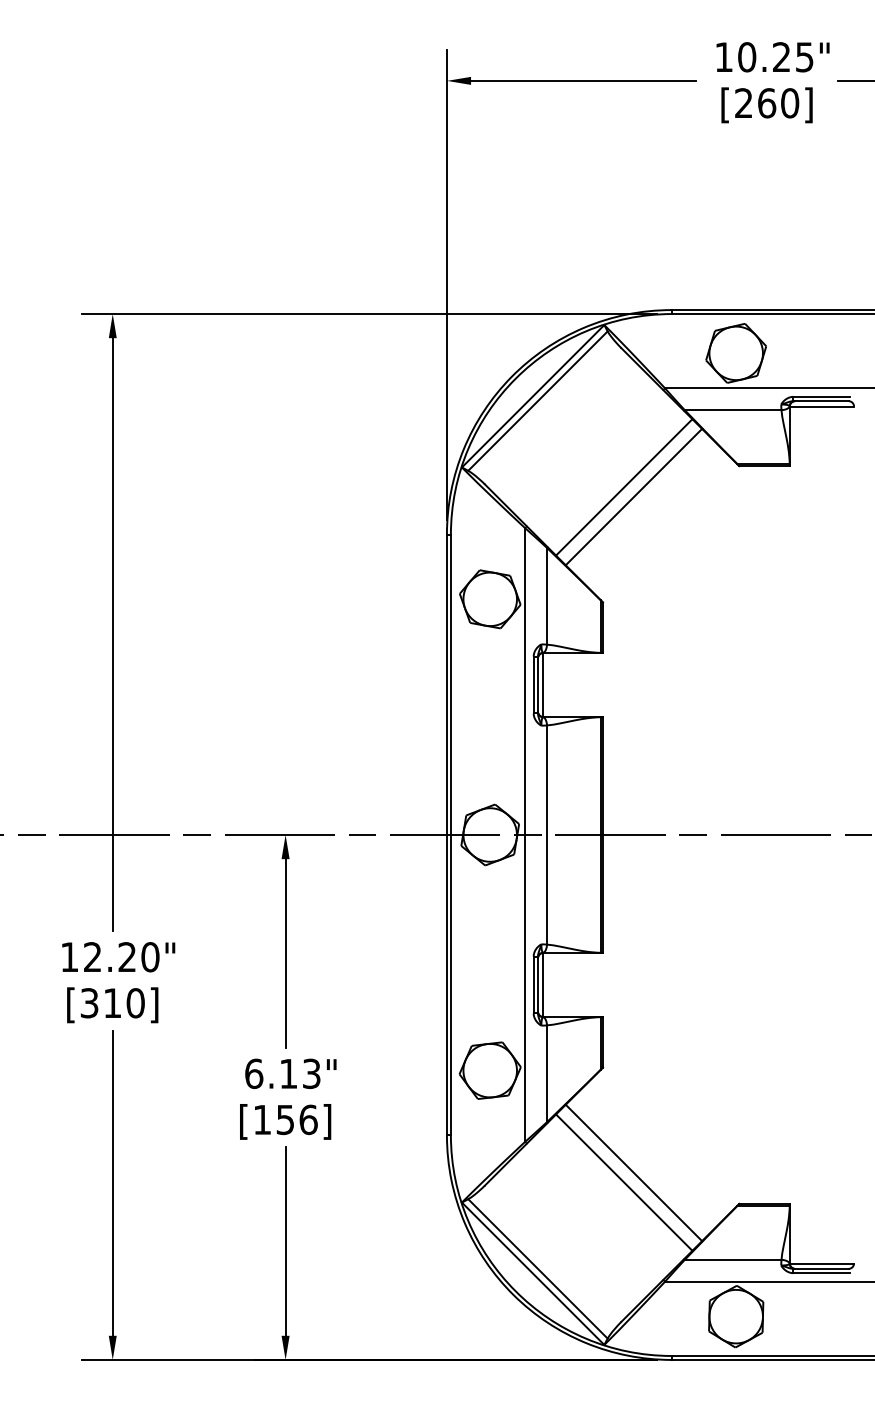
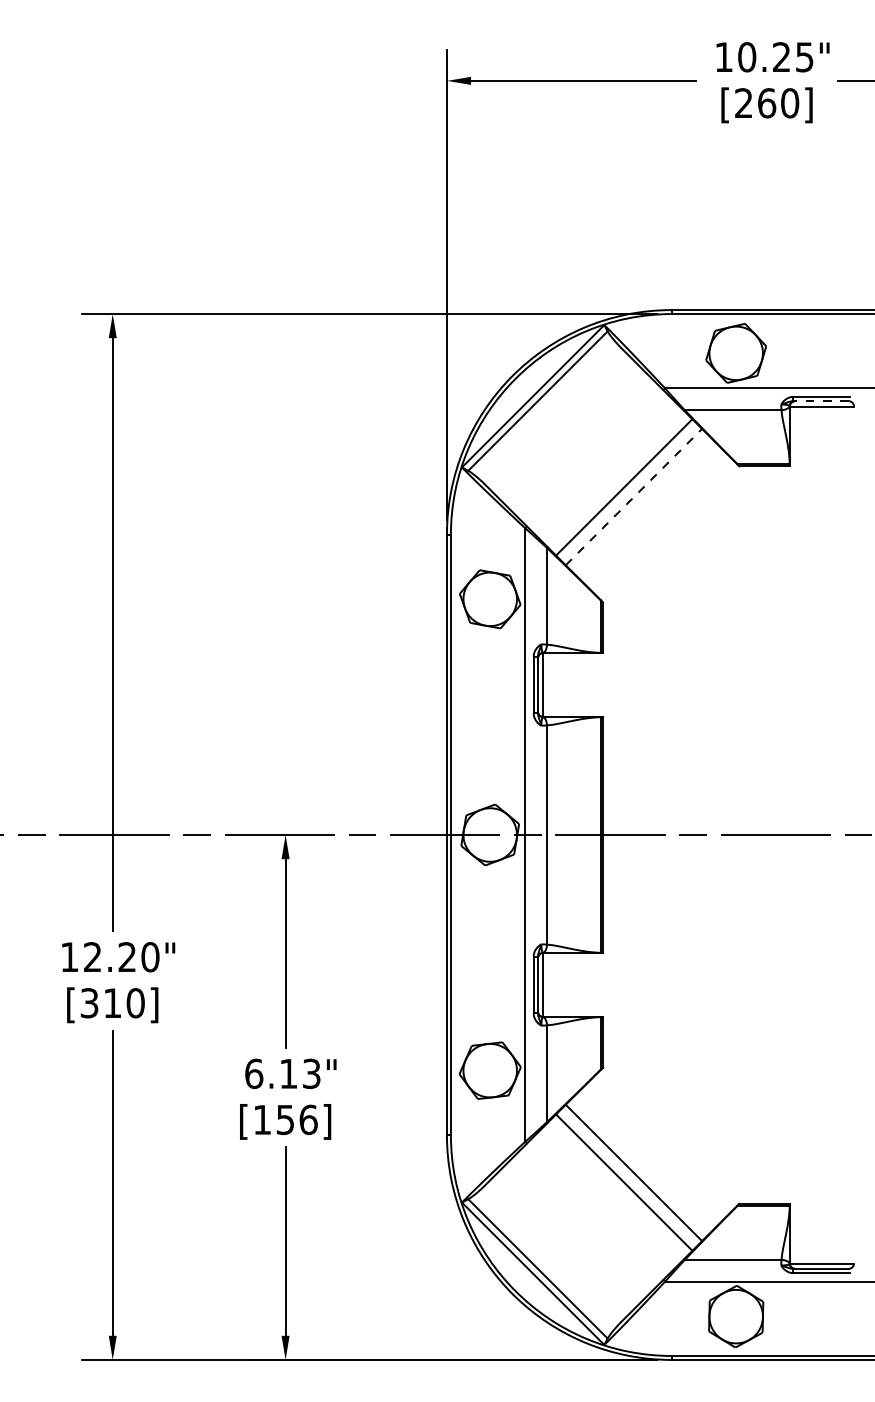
line: solid -> dashed (821, 401)
line: solid -> dashed (634, 496)
